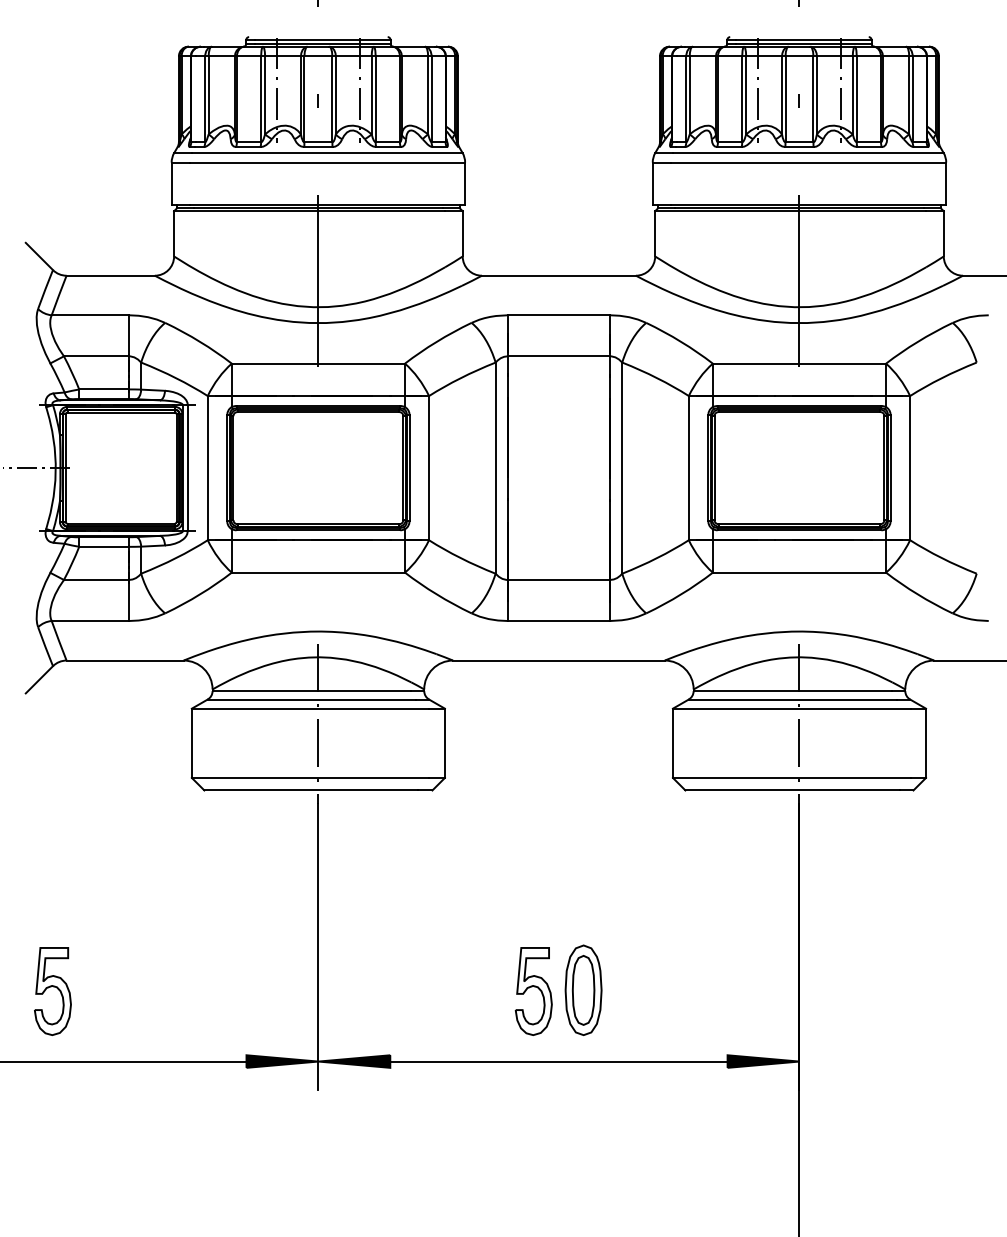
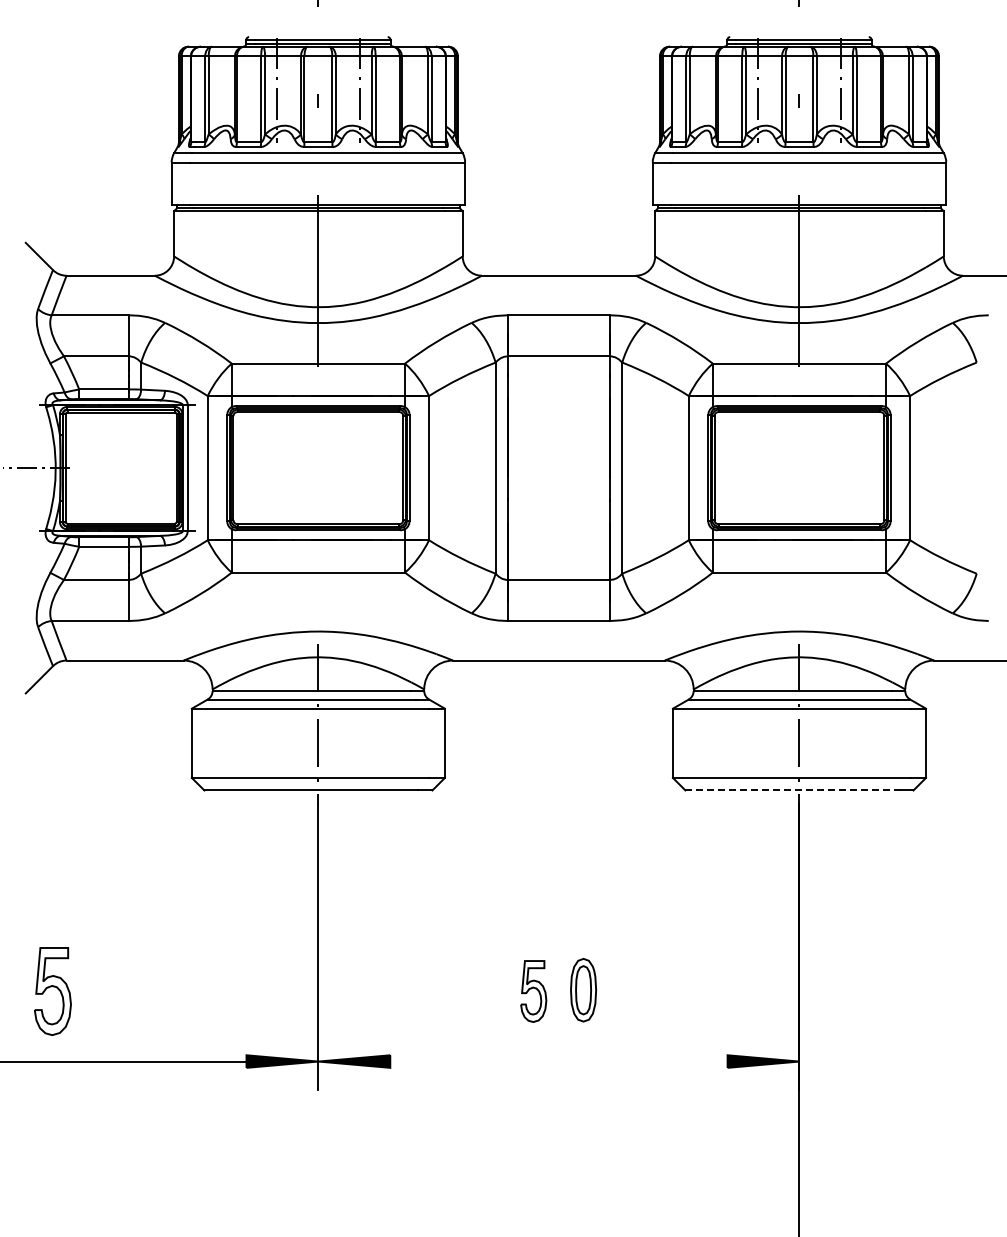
line: solid -> dashed (793, 790)
part size: 39x92 px -> 28x65 px (583, 990)
part size: 39x89 px -> 28x63 px (533, 991)
line: present -> none (558, 1061)
